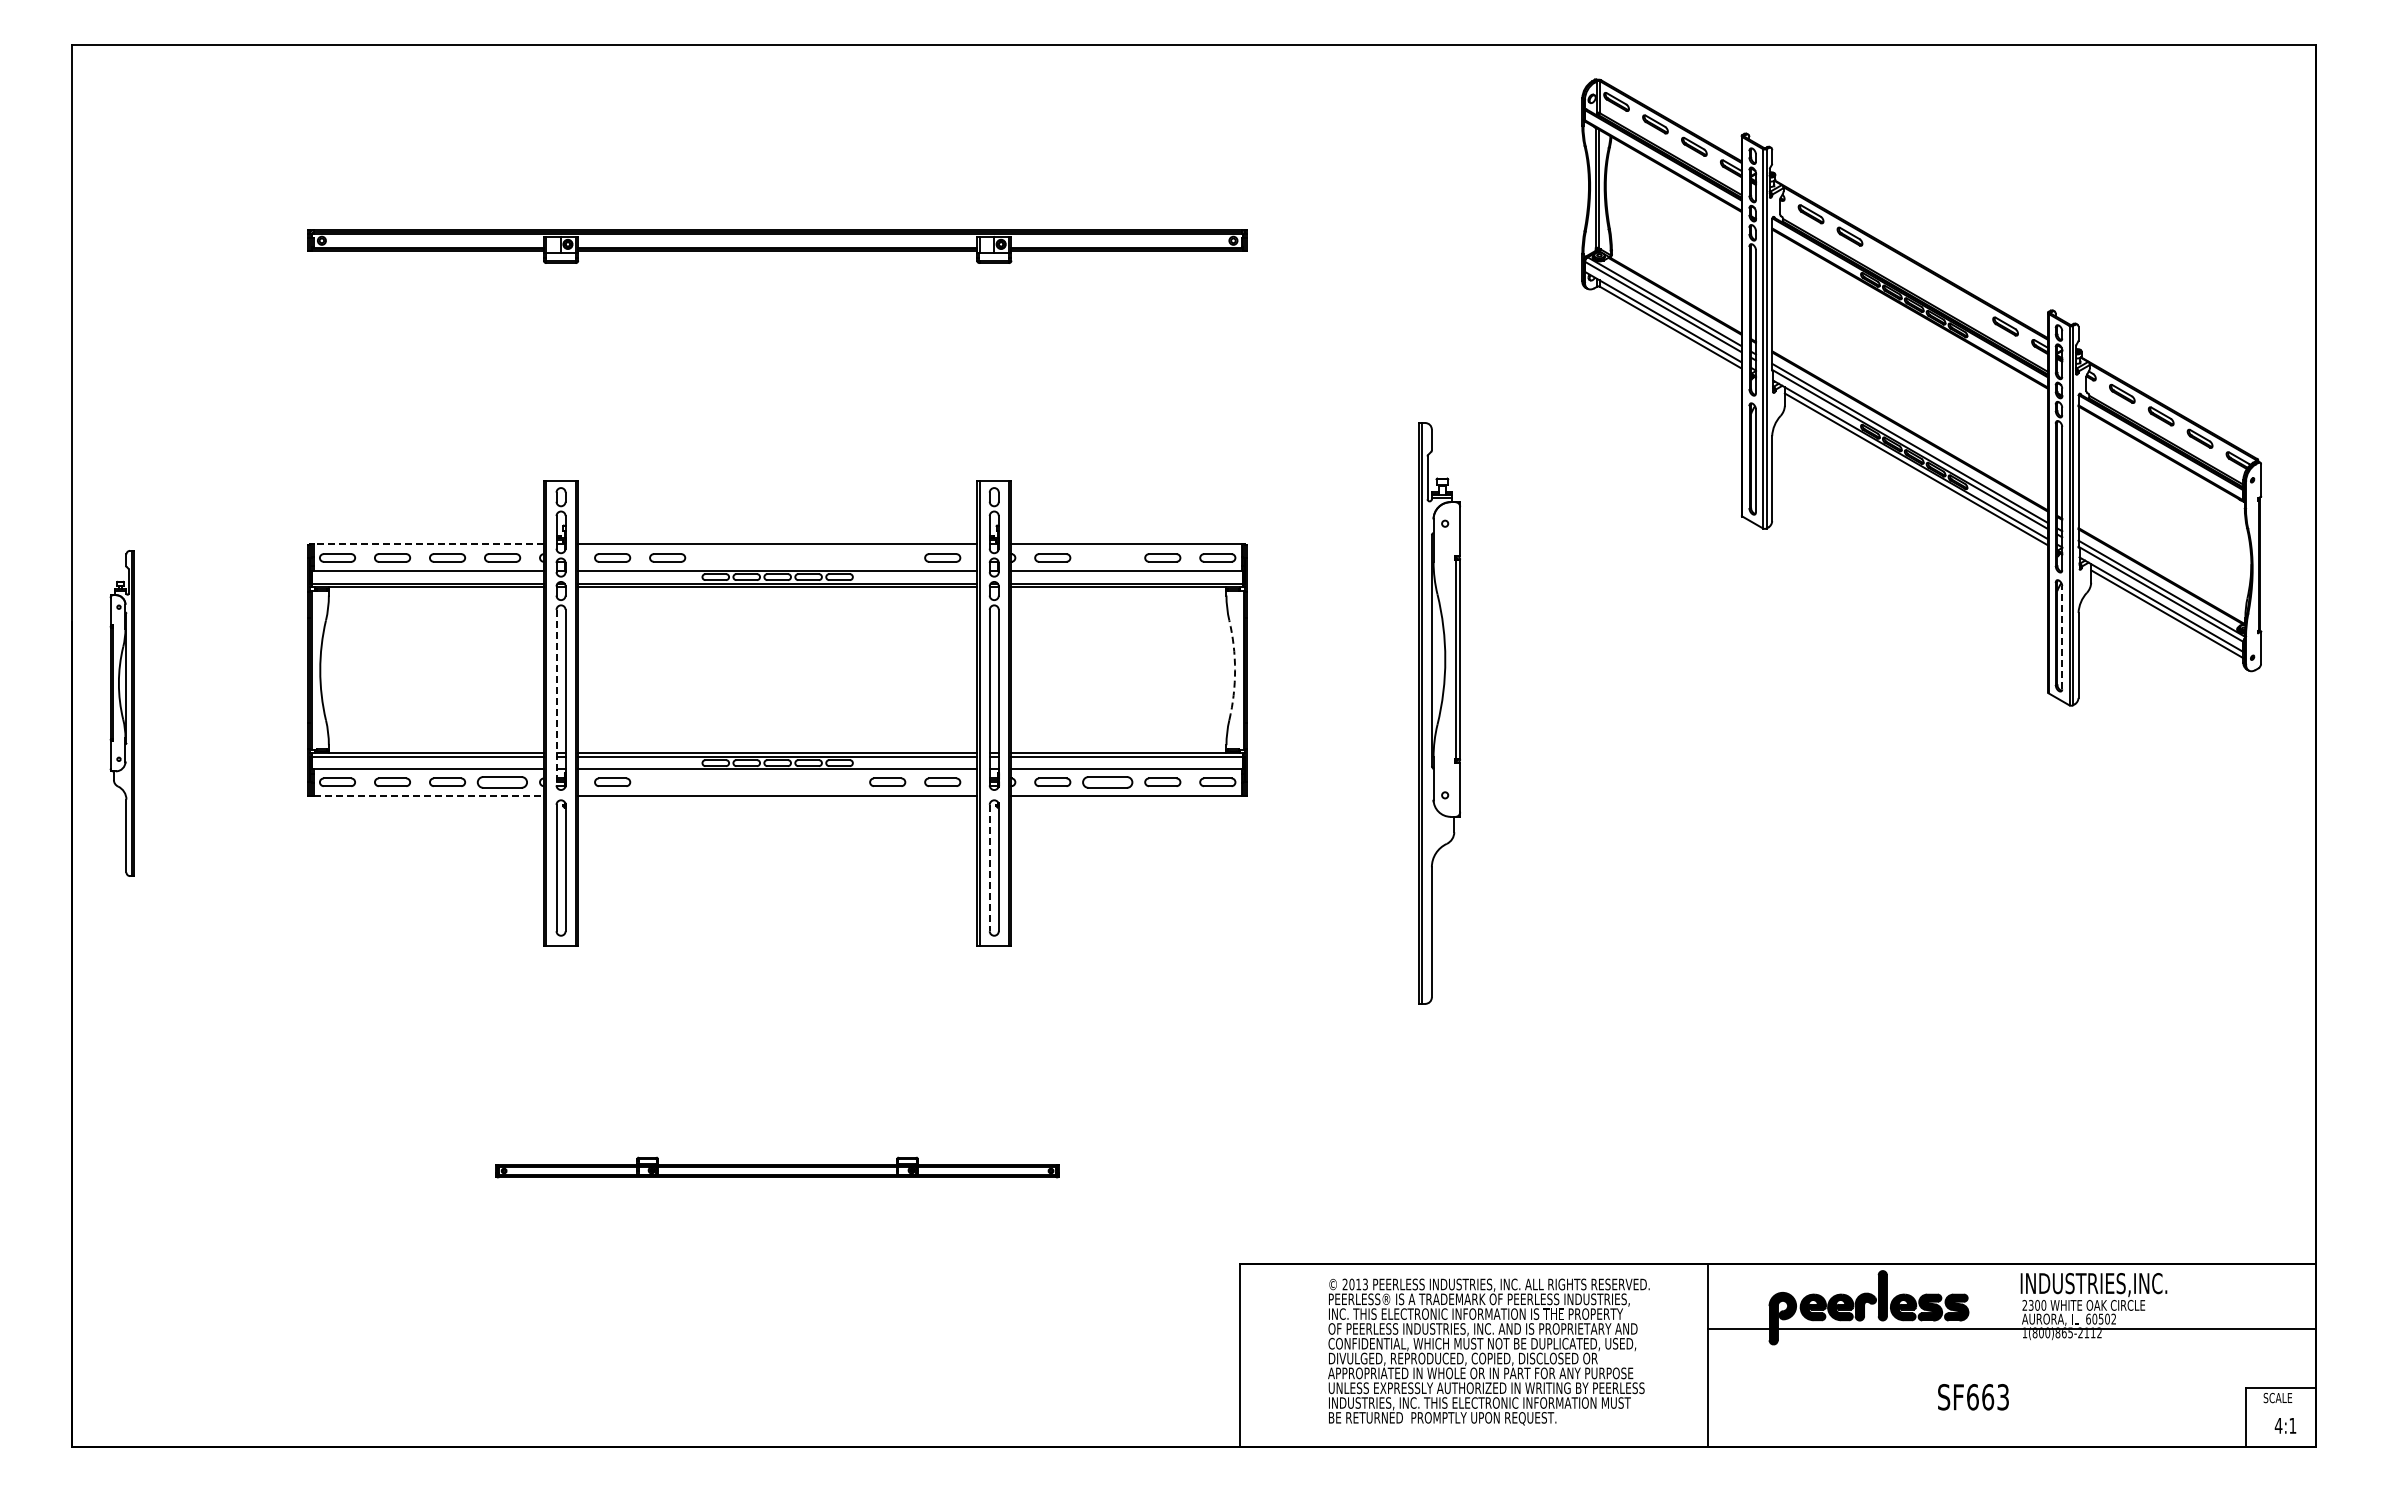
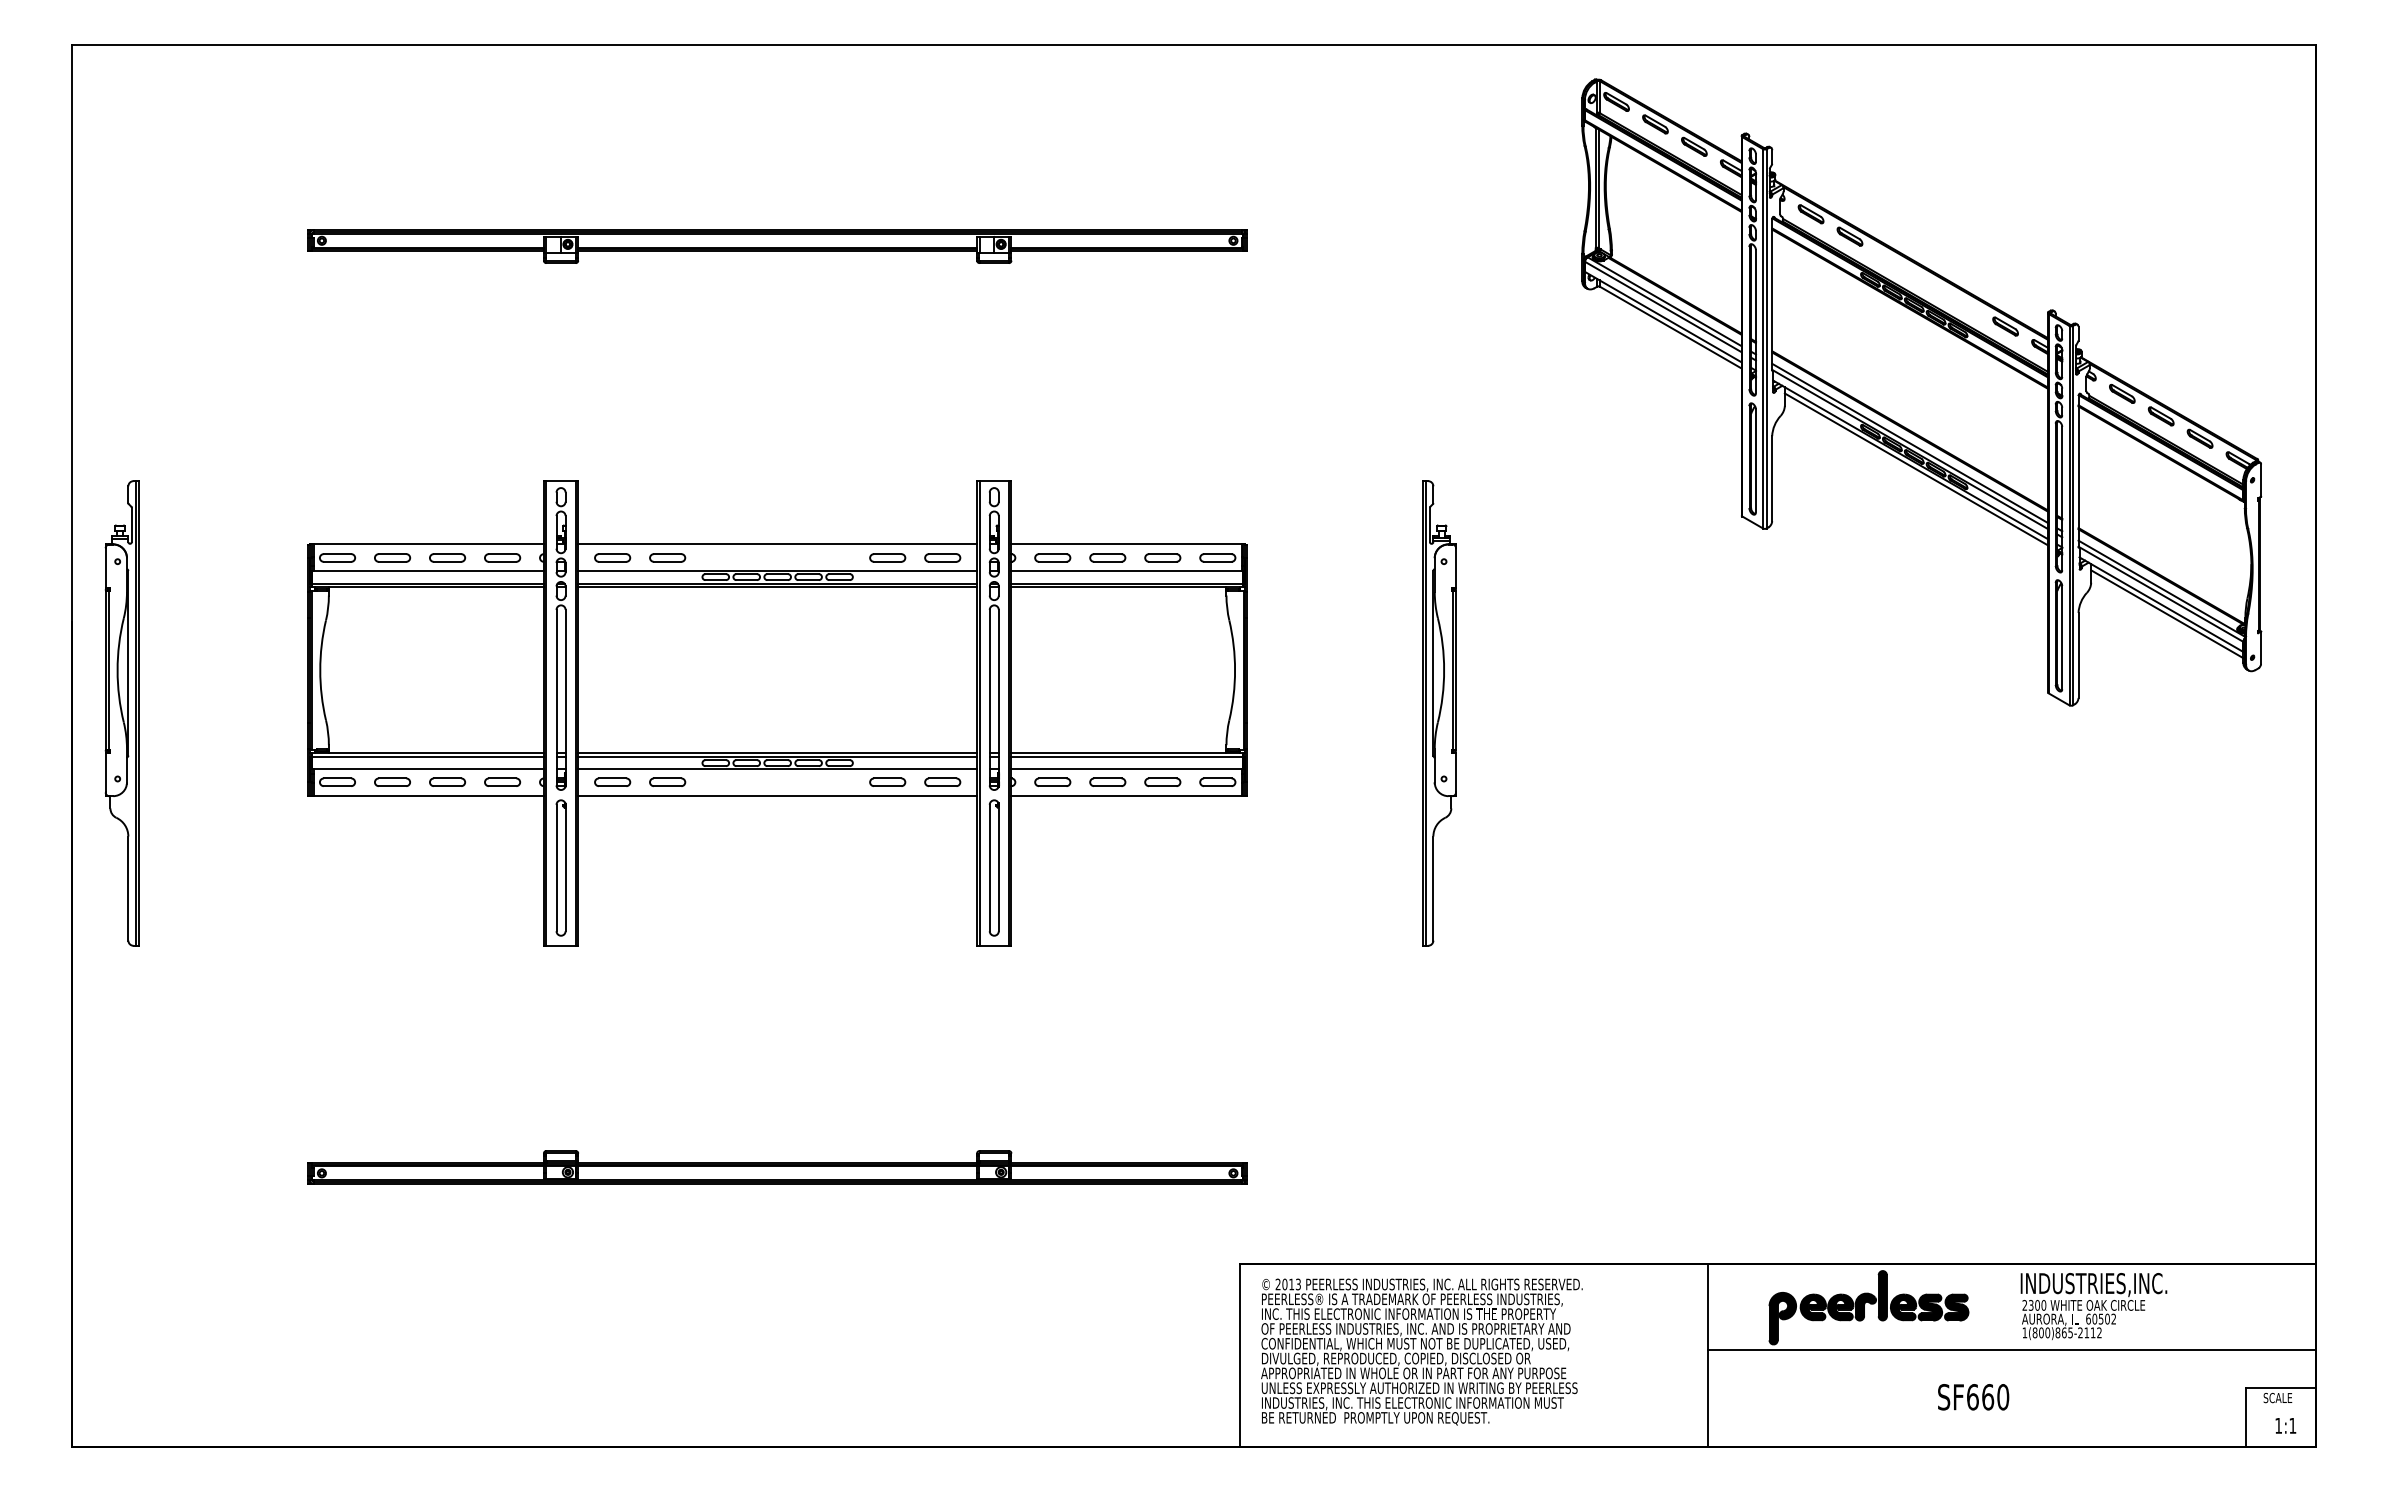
line: dashed -> solid (428, 544)
part: none -> present (887, 557)
part: none -> present (1107, 557)
line: dashed -> solid (2062, 637)
arc: dashed -> solid (1235, 670)
line: dashed -> solid (556, 697)
part size: 26x327 px -> 36x467 px (121, 713)
part size: 43x583 px -> 35x467 px (1439, 713)
part: none -> present (667, 781)
part size: 52x13 px -> 38x10 px (502, 781)
part size: 52x13 px -> 38x10 px (1107, 781)
line: dashed -> solid (429, 795)
line: dashed -> solid (989, 868)
part size: 565x23 px -> 941x35 px (777, 1167)
line position: (2012, 1328) -> (2012, 1349) (2012, 1349)
text position: (1488, 1351) -> (1421, 1351) (1421, 1351)
text: SF663 -> SF660 (2003, 1397)
text: 4:1 -> 1:1 (2278, 1425)
